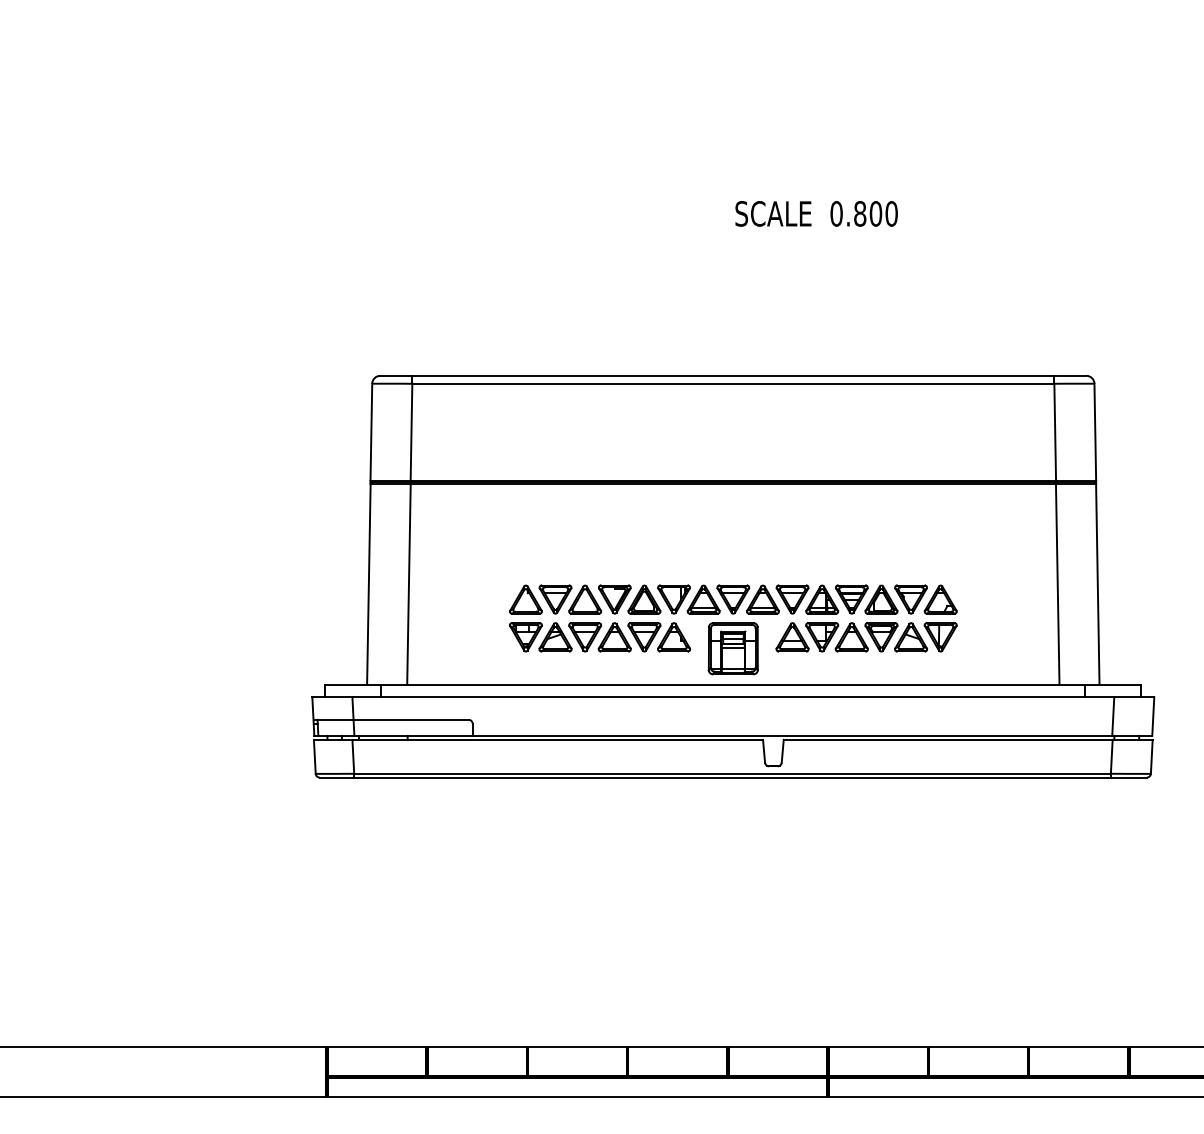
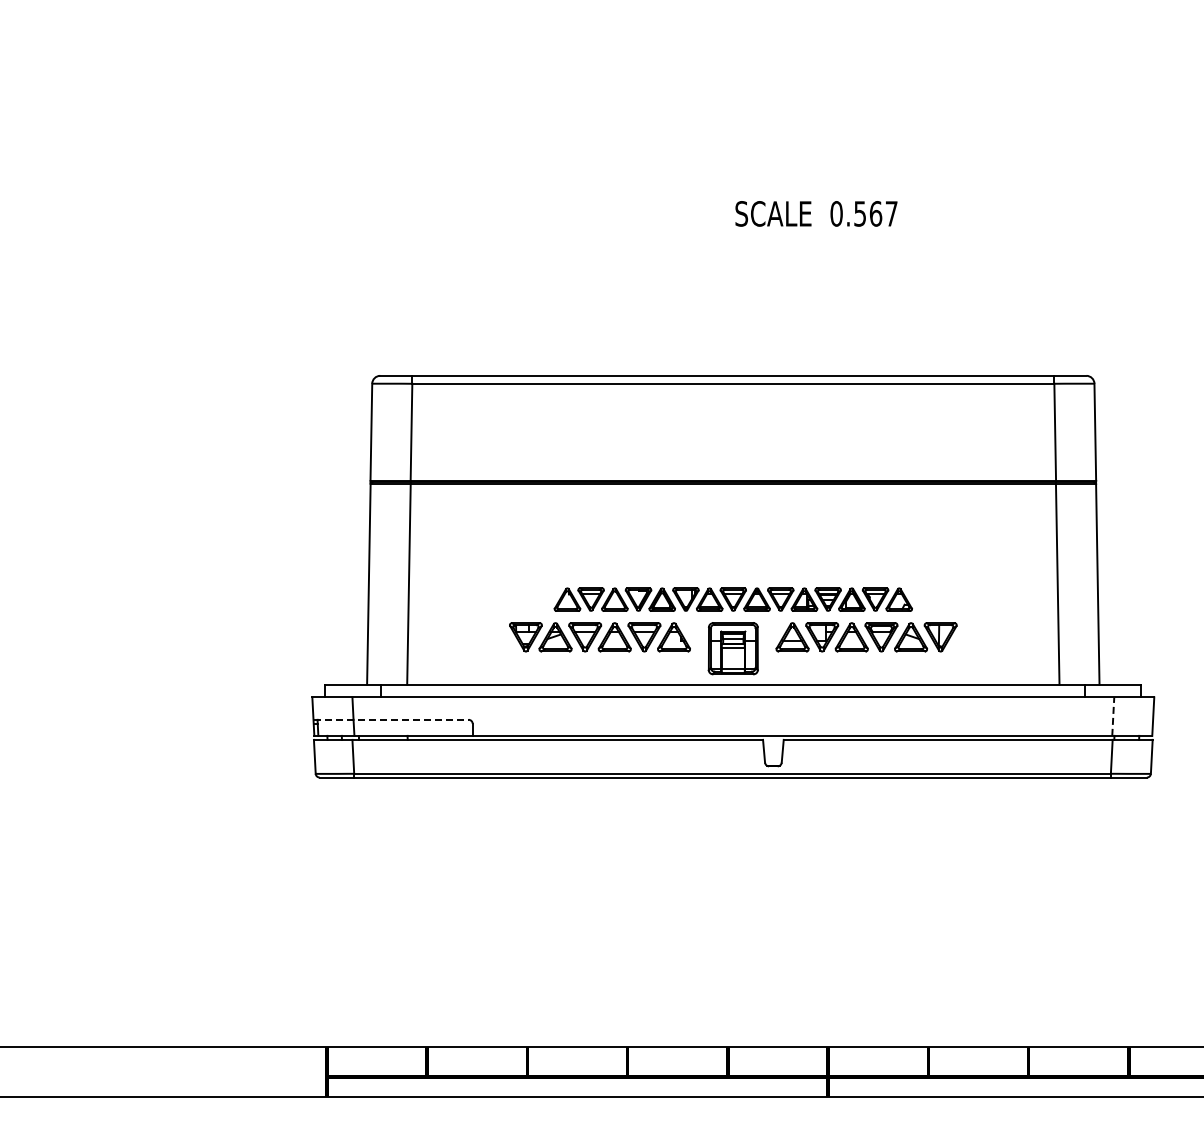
text: 0.800 -> 0.567 (875, 213)
part size: 449x31 px -> 360x25 px (732, 599)
line: solid -> dashed (1113, 716)
line: solid -> dashed (391, 719)
